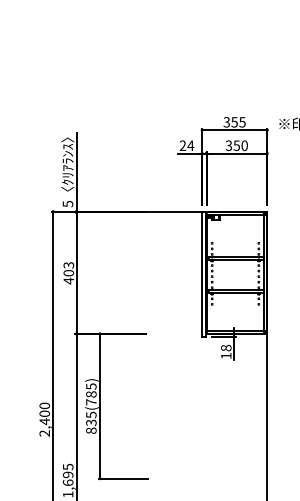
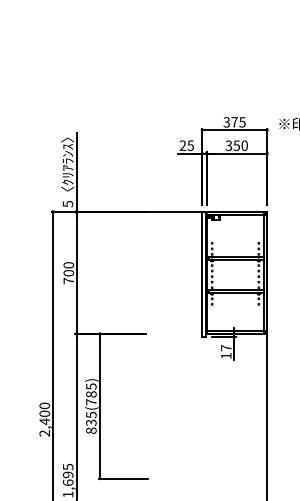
text: 355 -> 375 (234, 122)
text: 24 -> 25 (190, 145)
text: 403 -> 700 (68, 273)
text: 18 -> 17 (226, 347)
